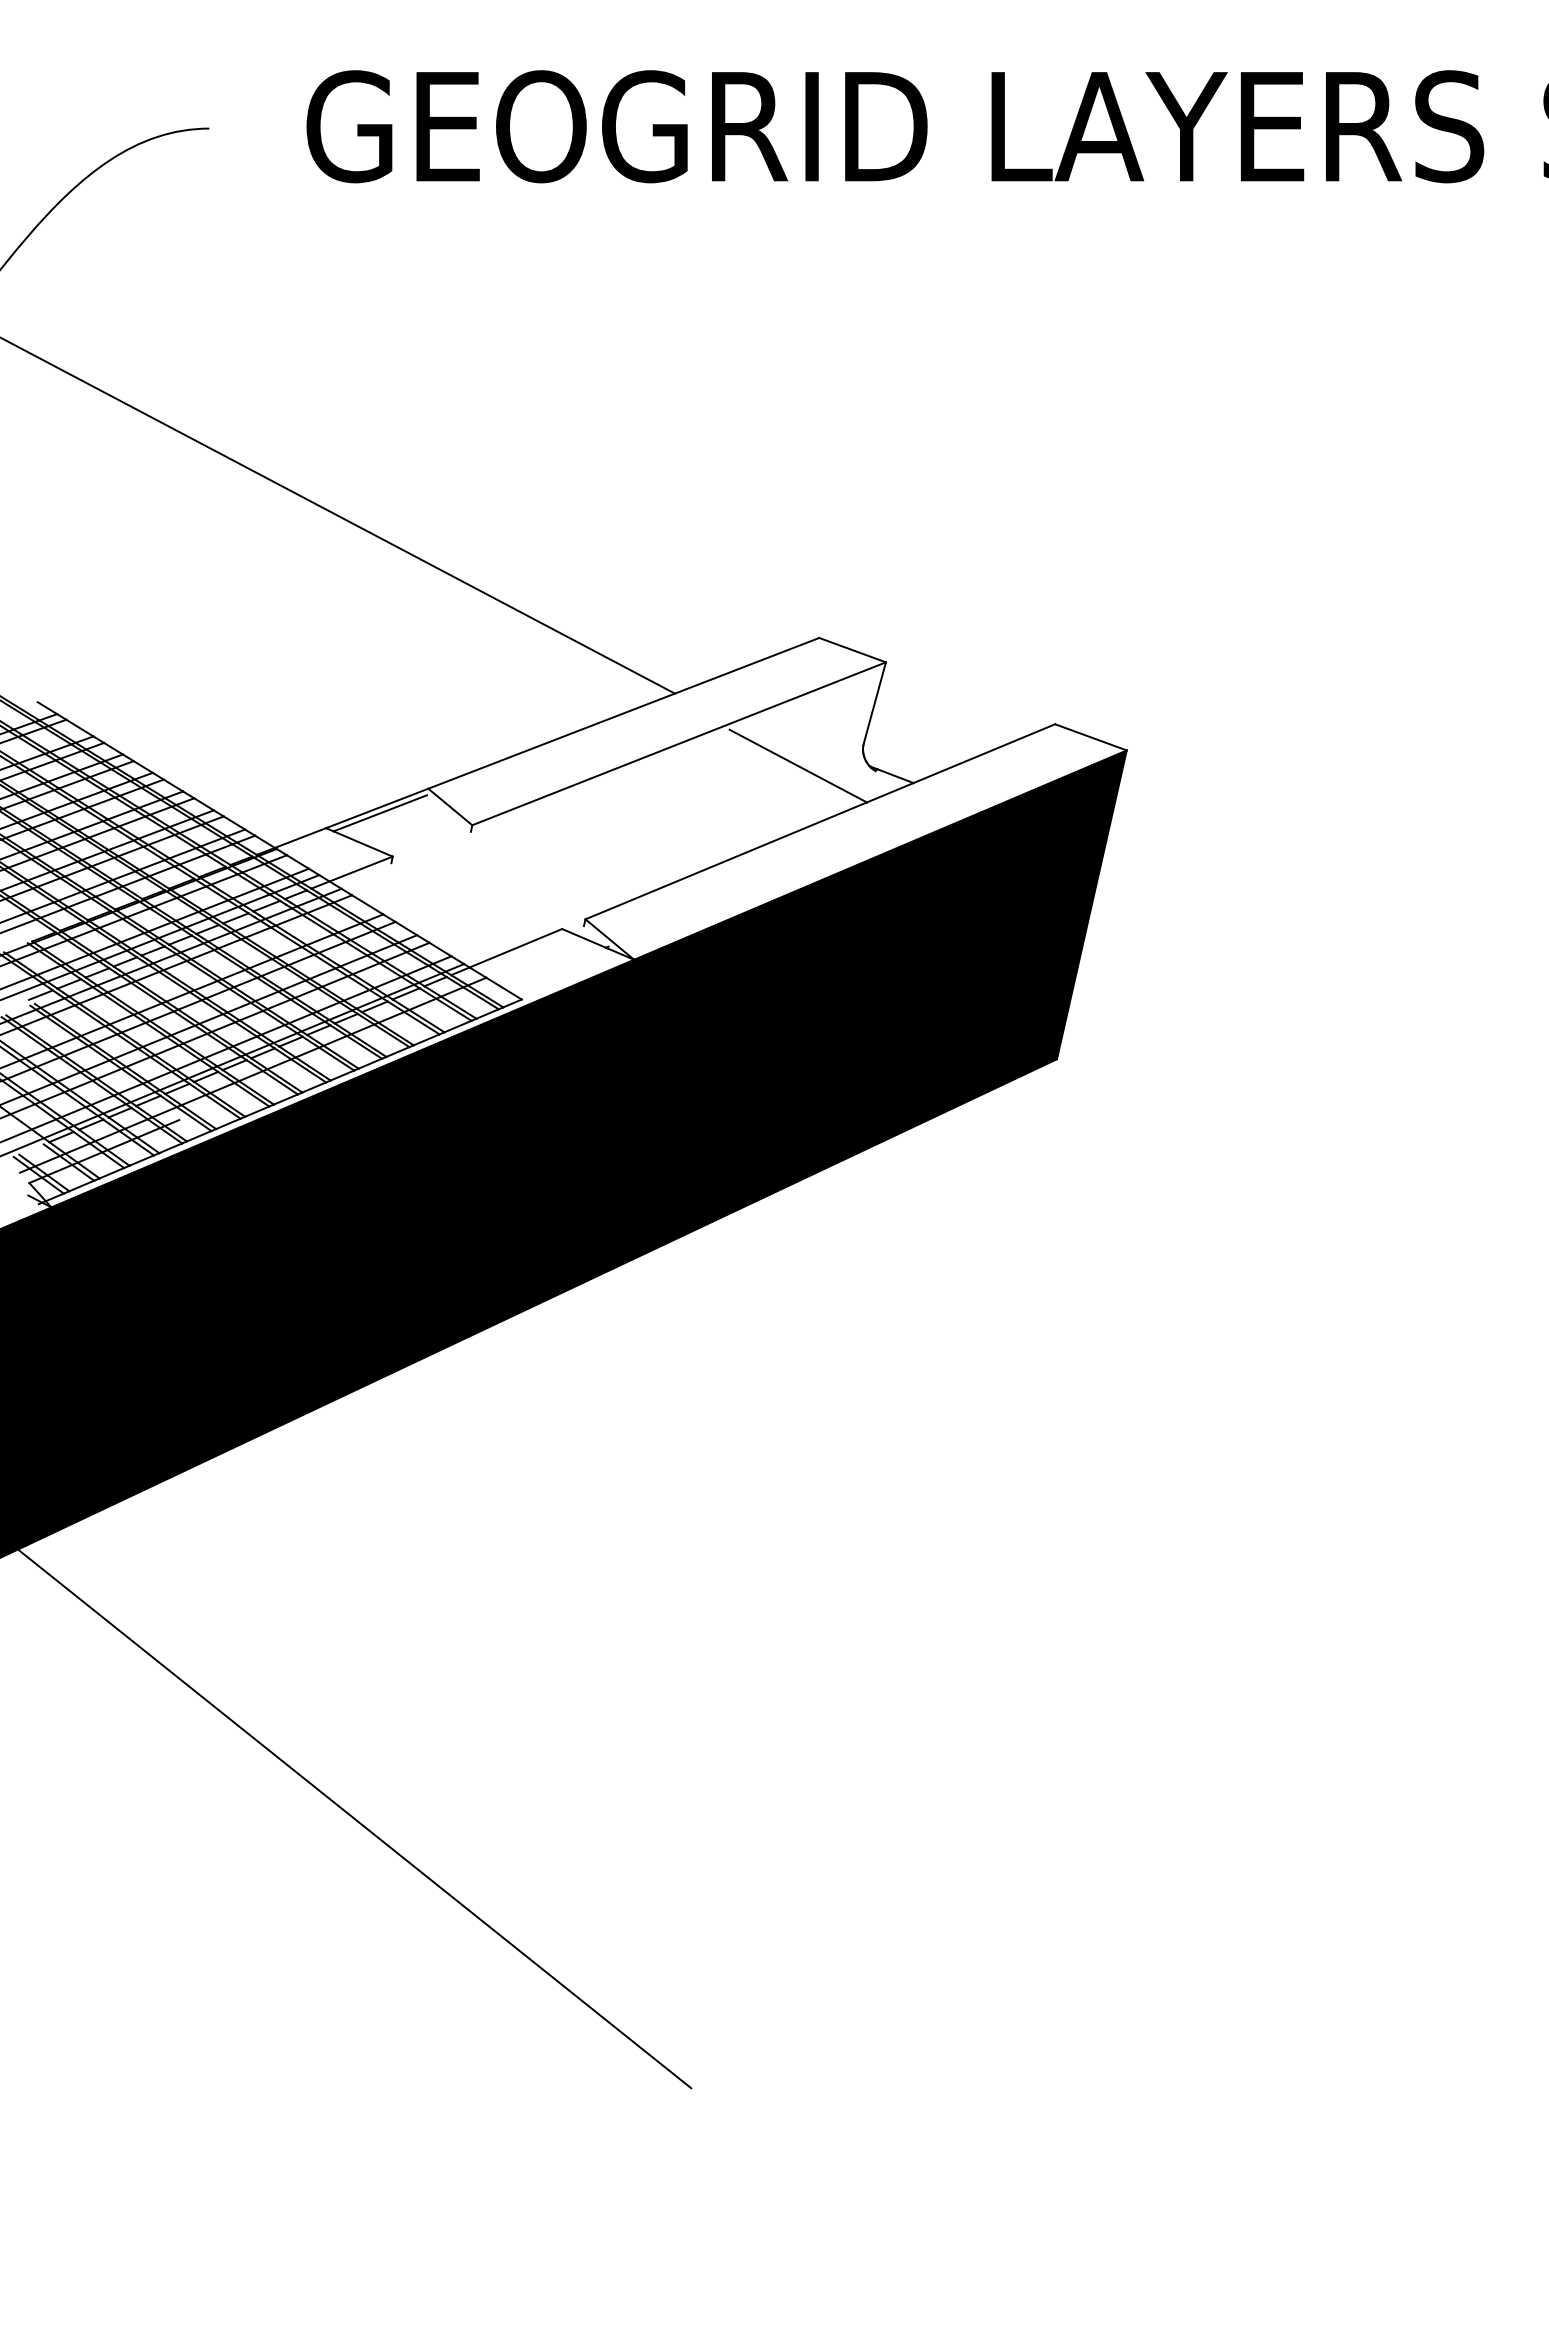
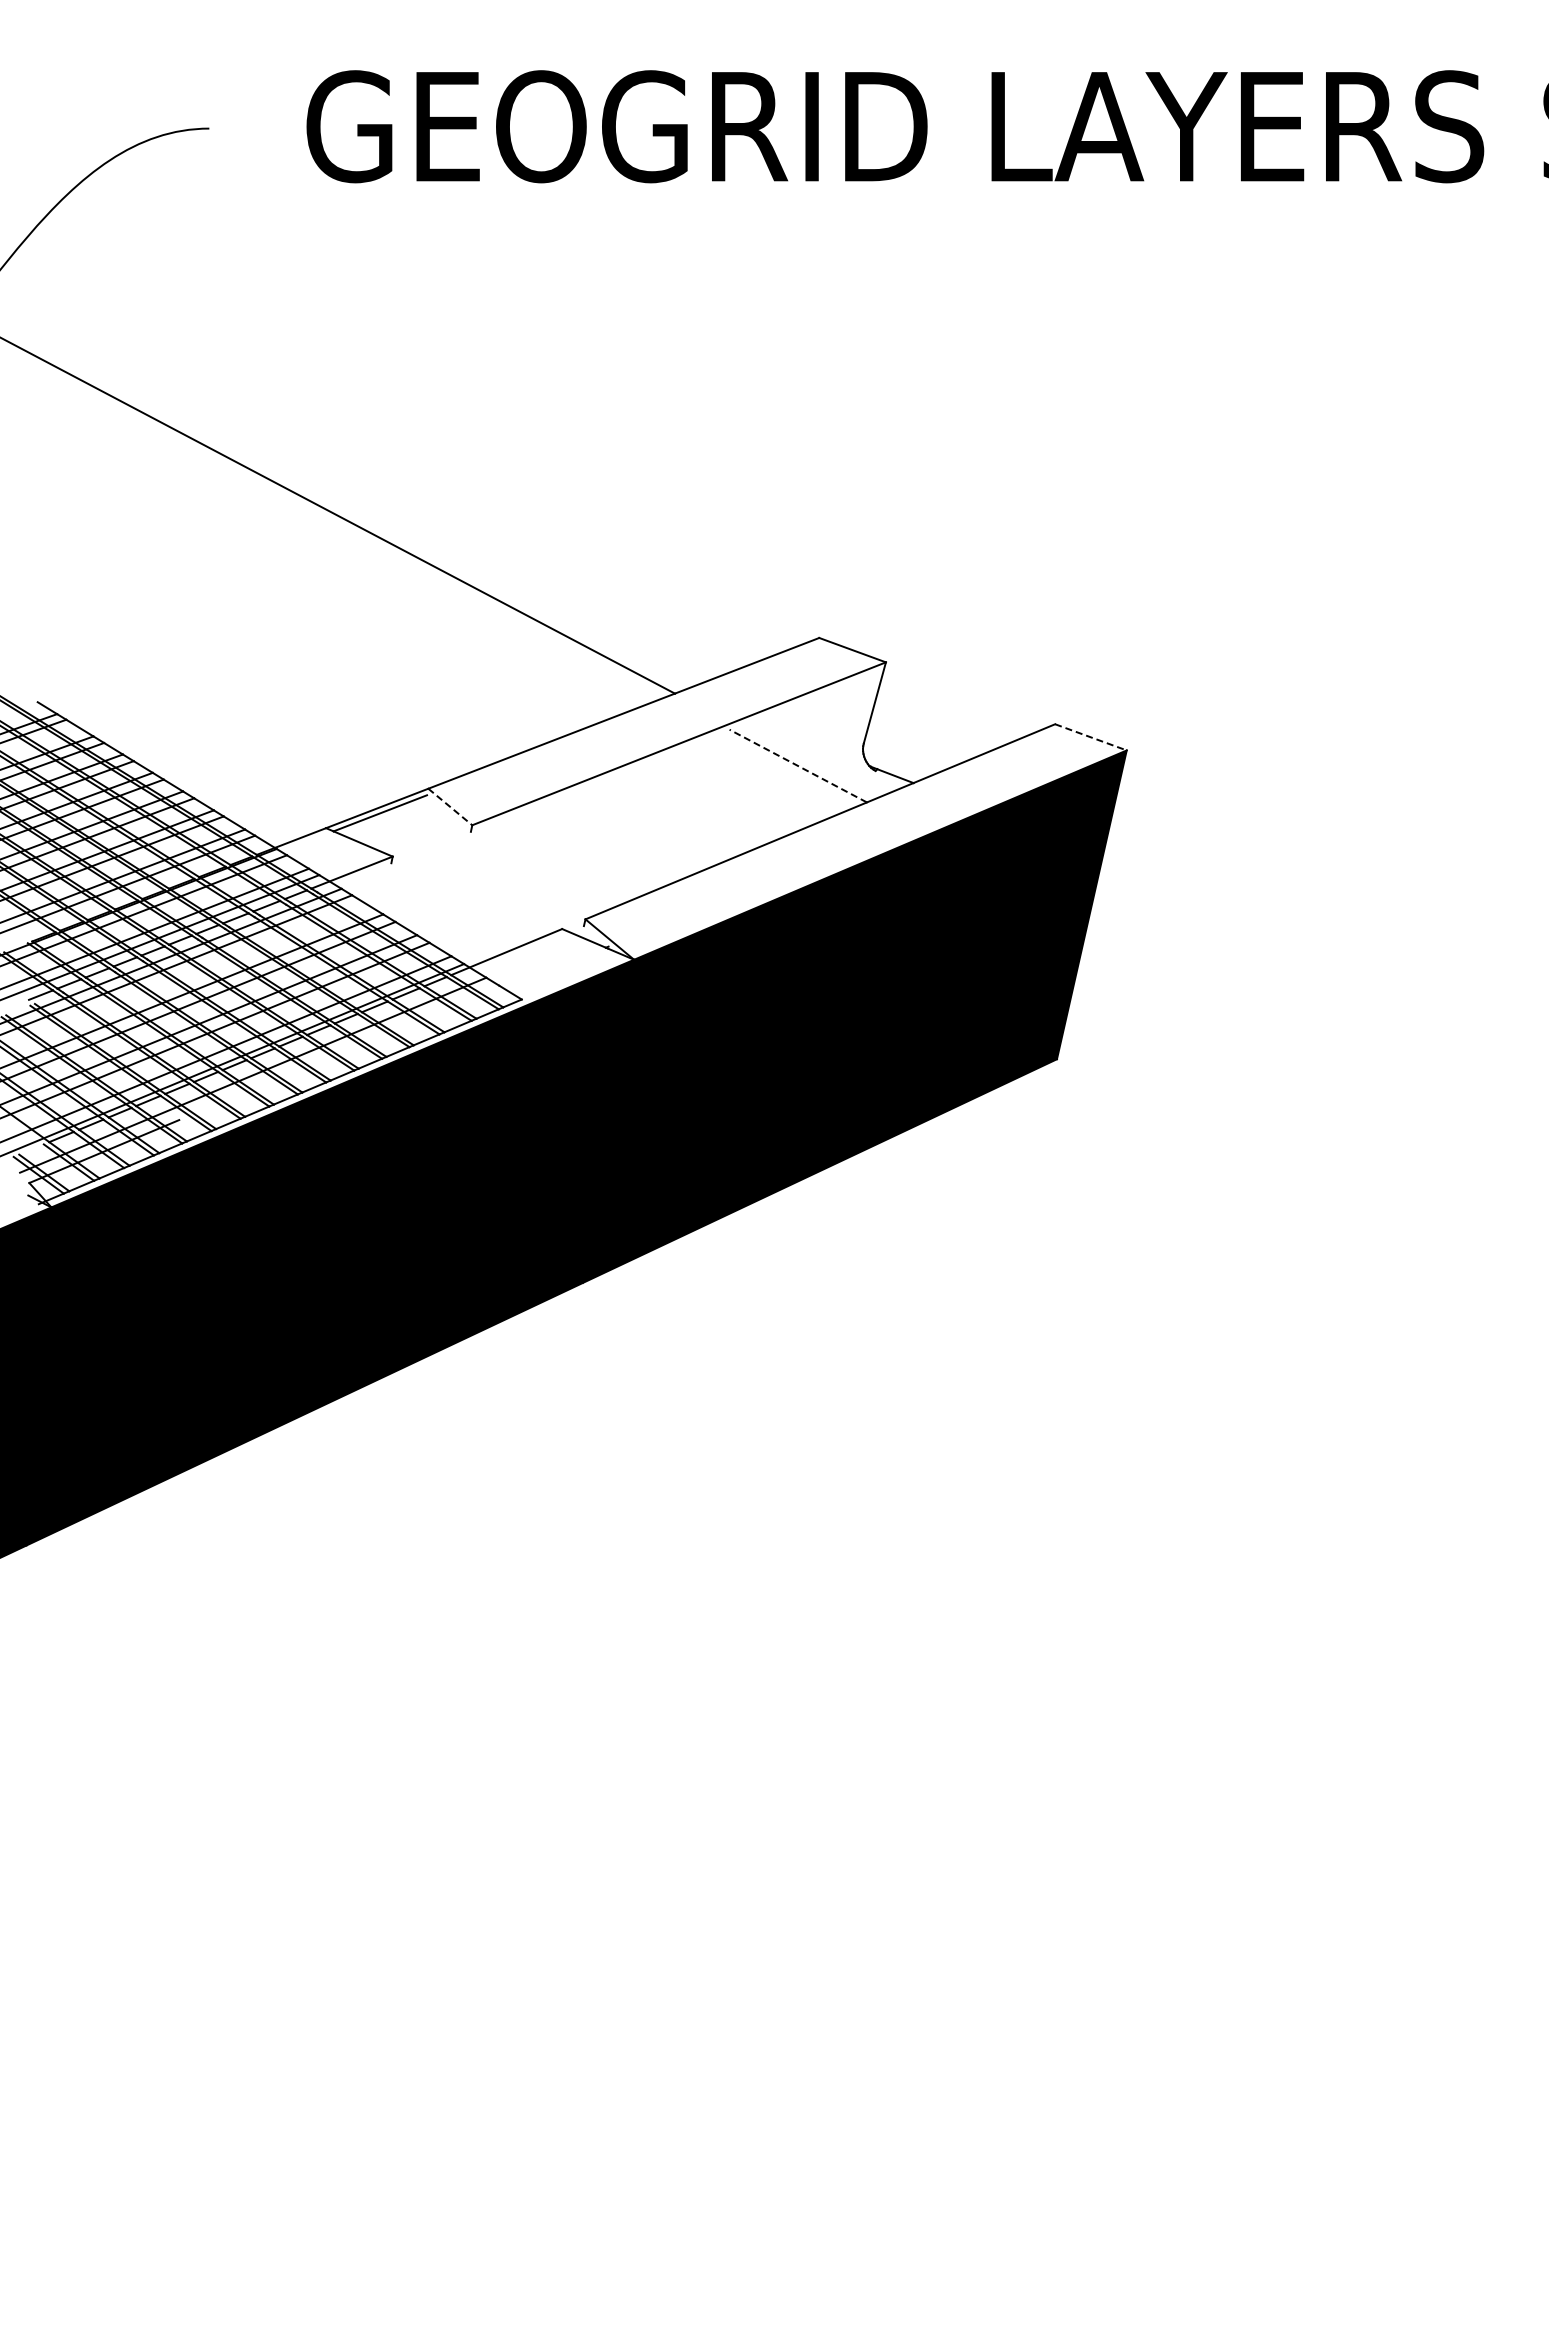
line: solid -> dashed (1091, 737)
line: solid -> dashed (798, 766)
line: solid -> dashed (450, 807)
line: present -> none (346, 1812)
